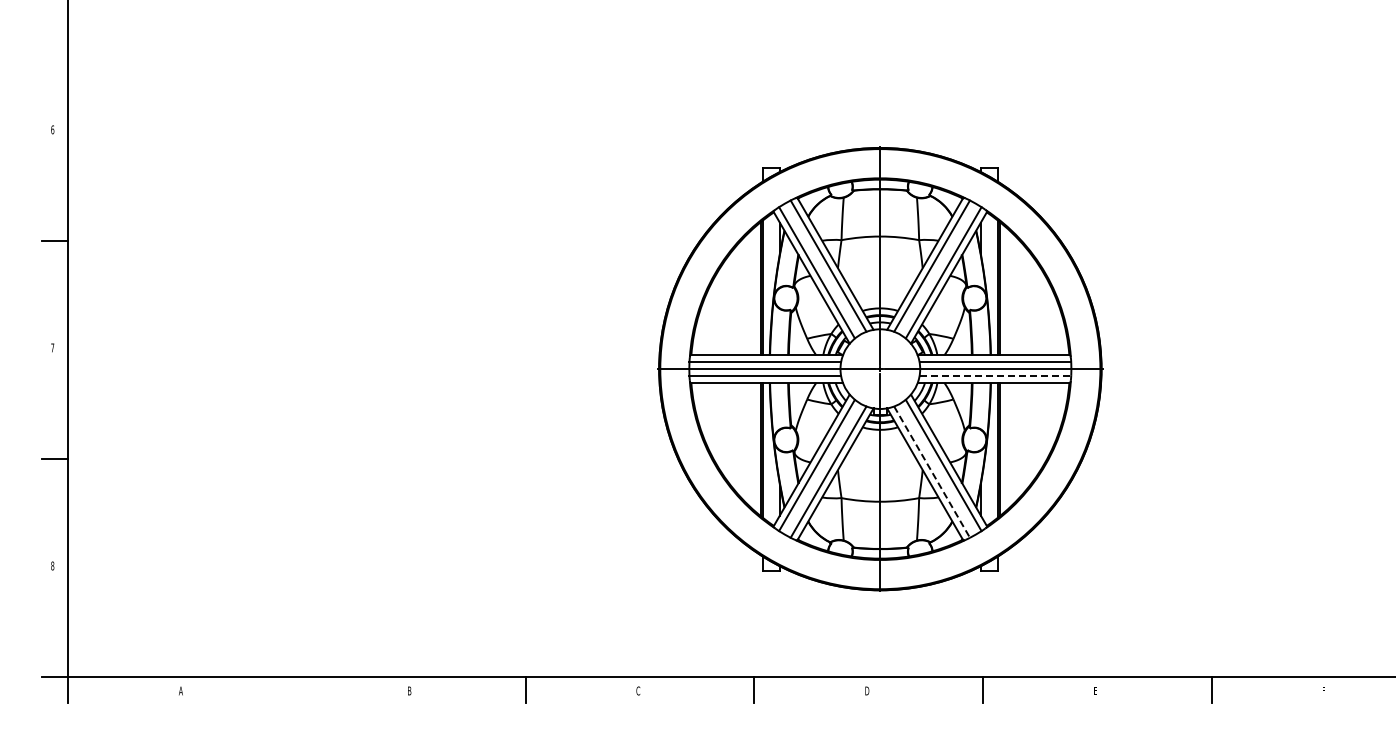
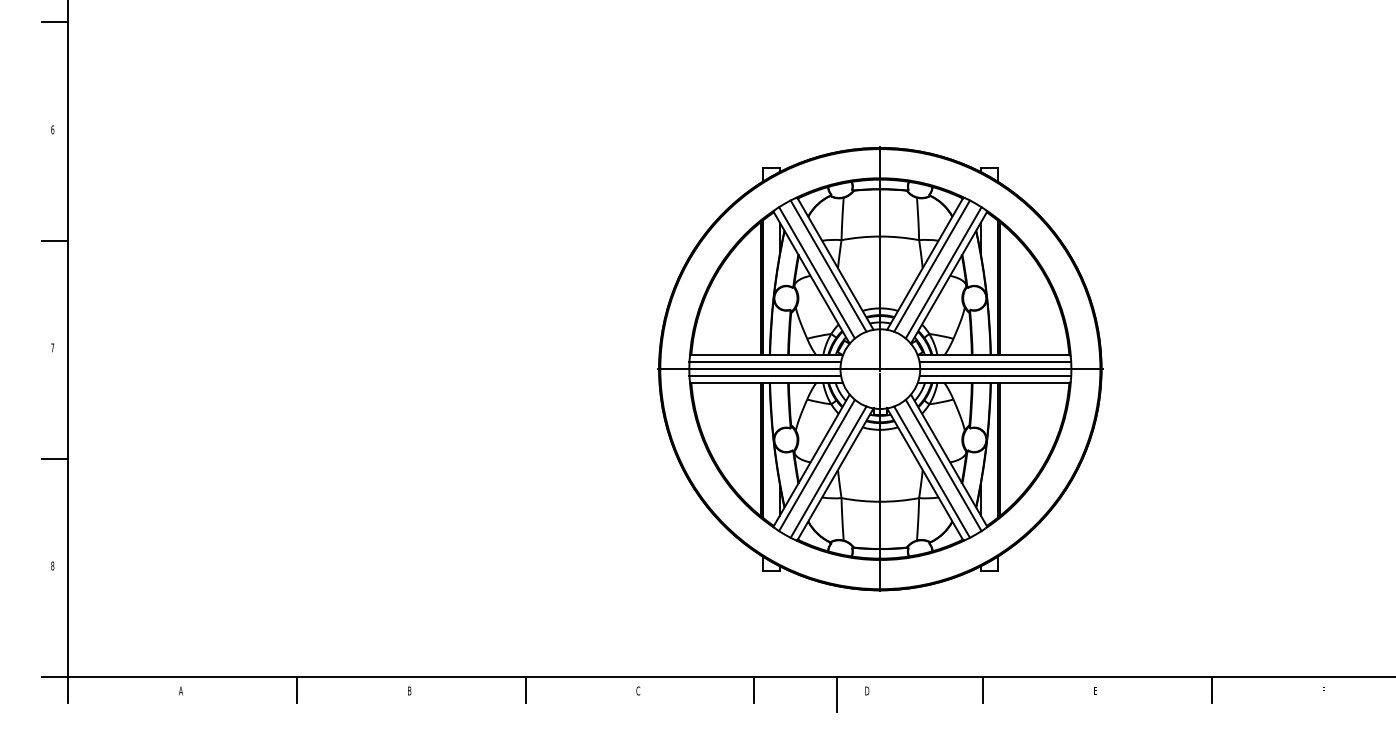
line: none -> present (54, 22)
line: dashed -> solid (995, 375)
line: dashed -> solid (932, 472)
line: none -> present (297, 689)
line: none -> present (836, 694)
